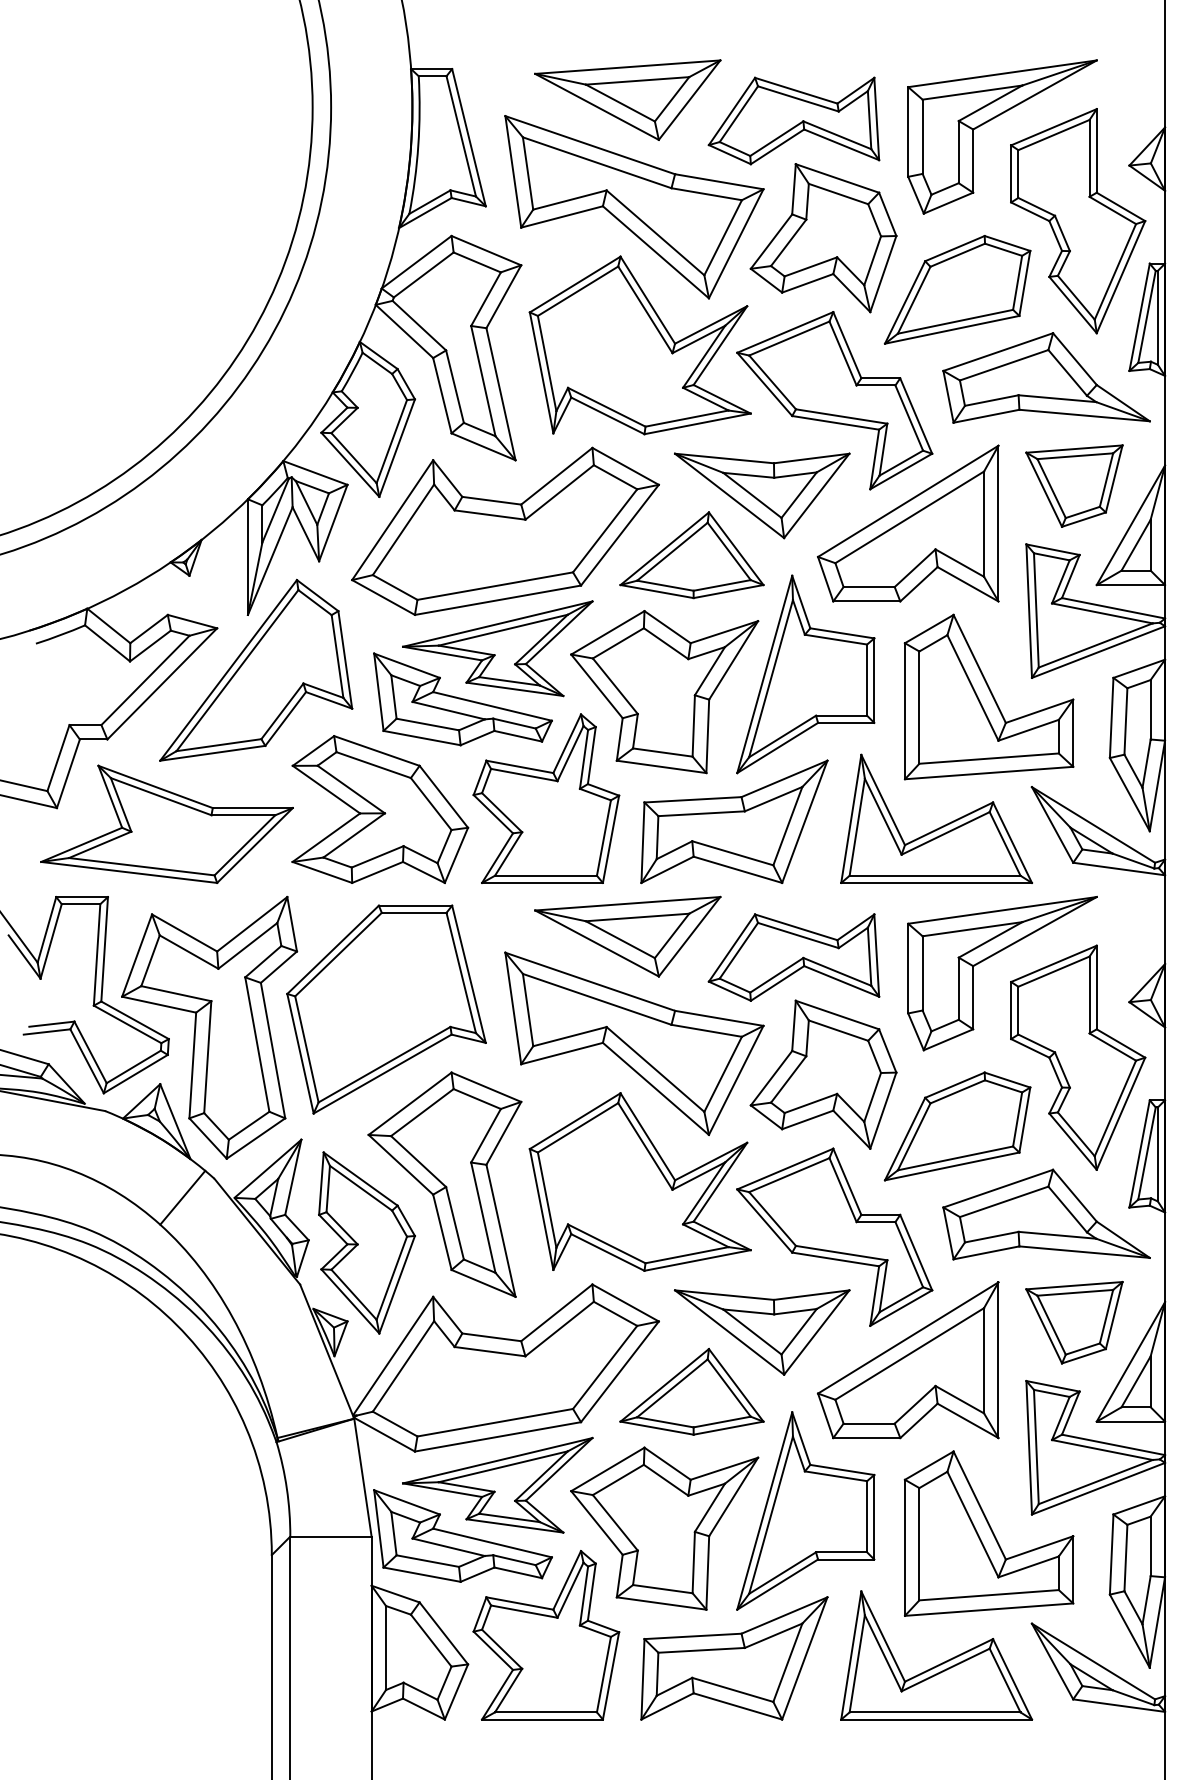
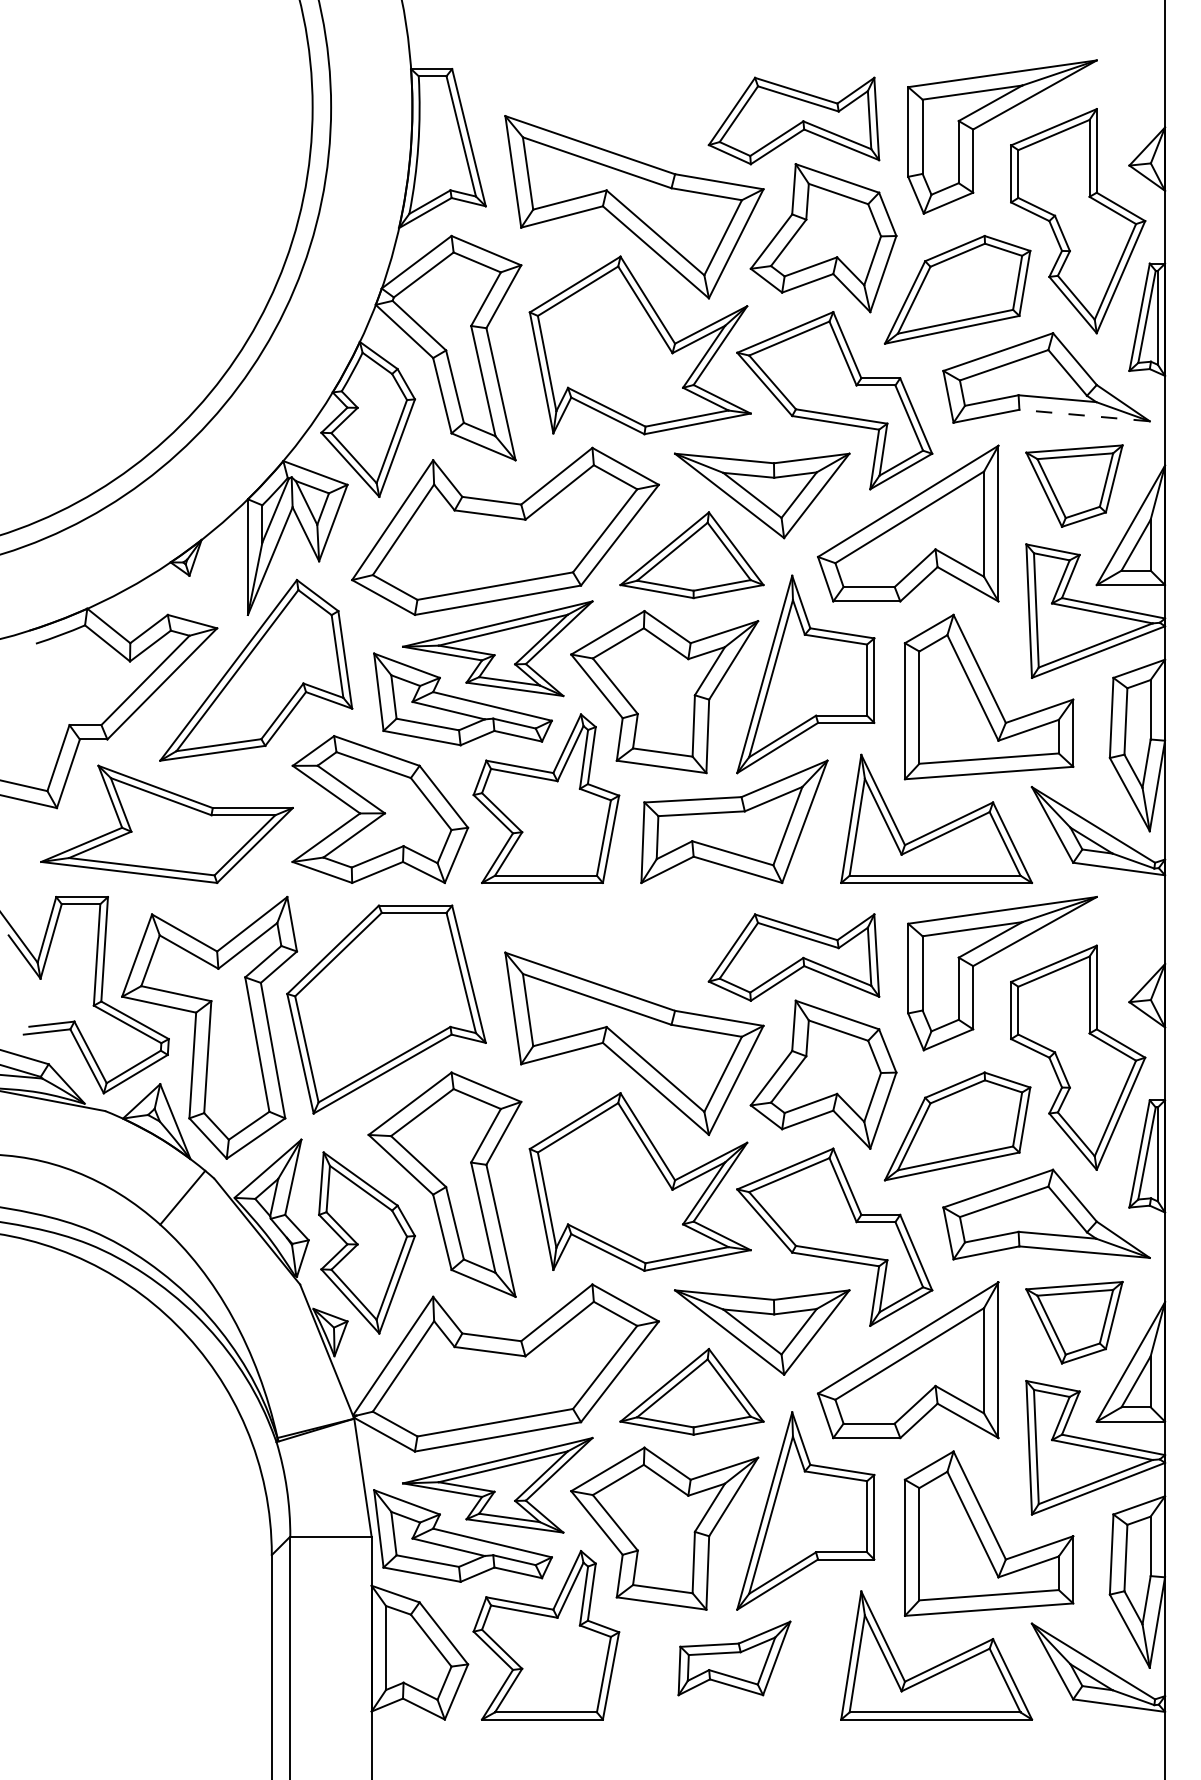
part: present -> none (627, 99)
line: solid -> dashed (1084, 415)
part: present -> none (627, 936)
part size: 189x125 px -> 115x77 px (734, 1658)
